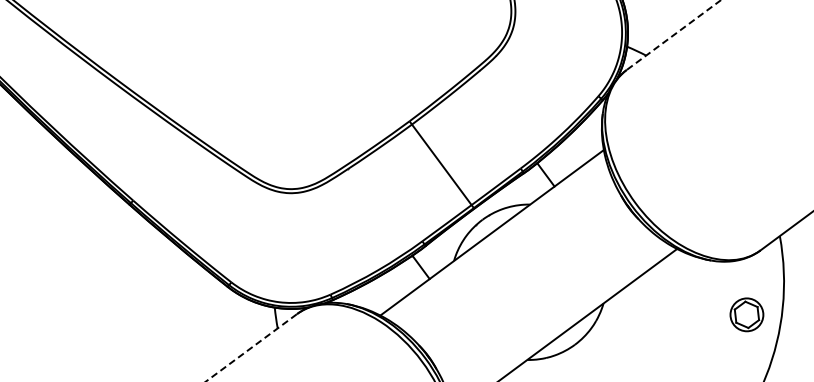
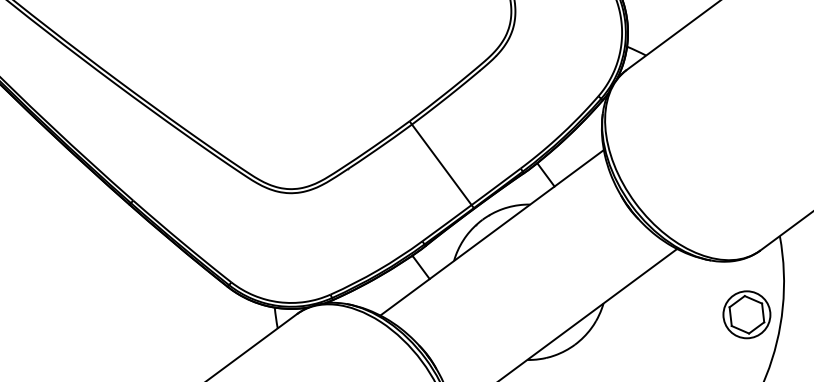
line: dashed -> solid (673, 35)
part size: 36x36 px -> 50x50 px (746, 314)
line: dashed -> solid (251, 347)
